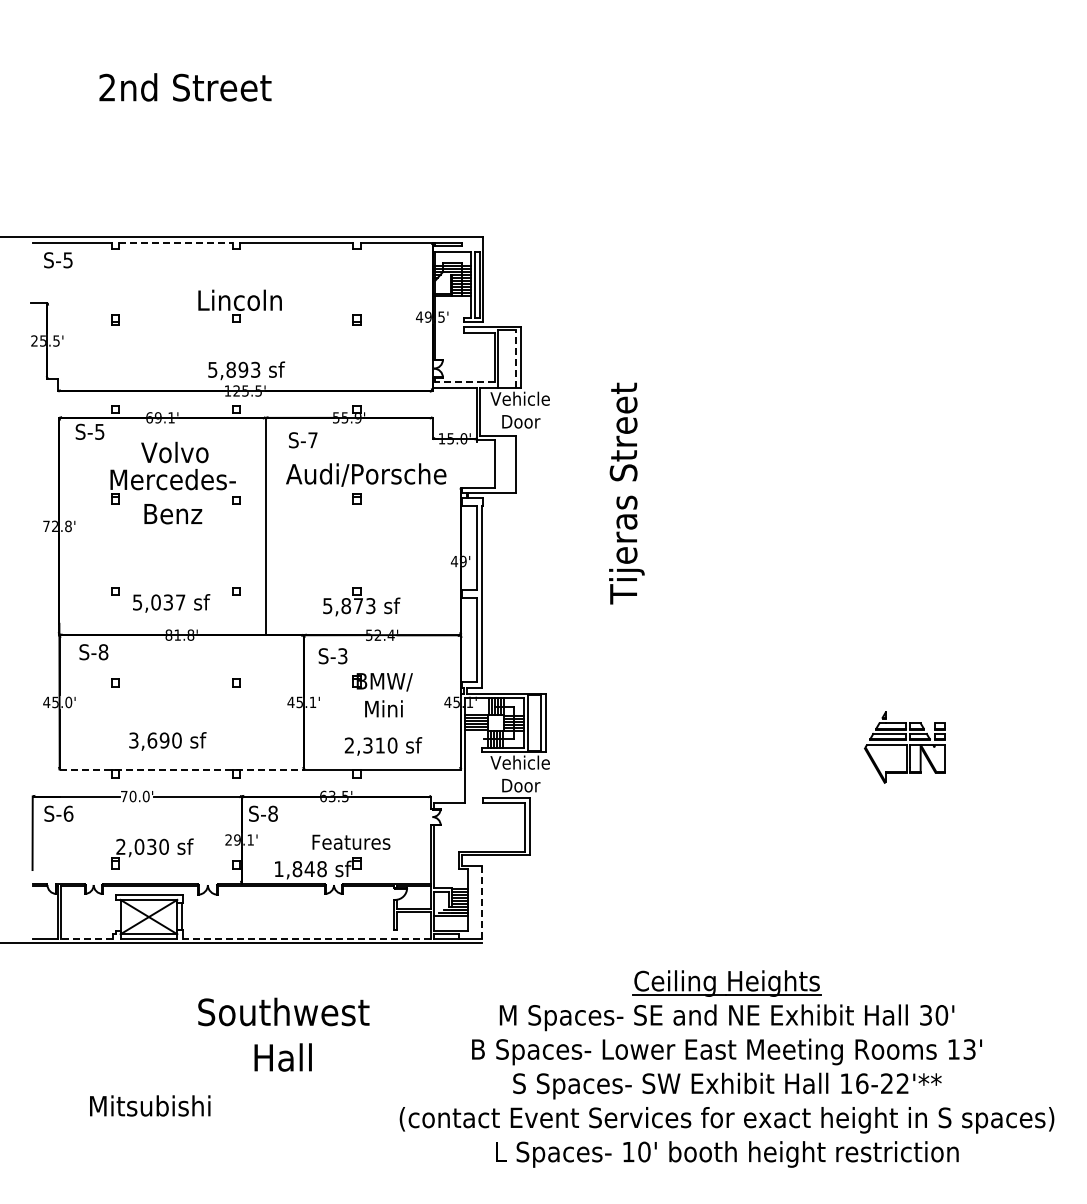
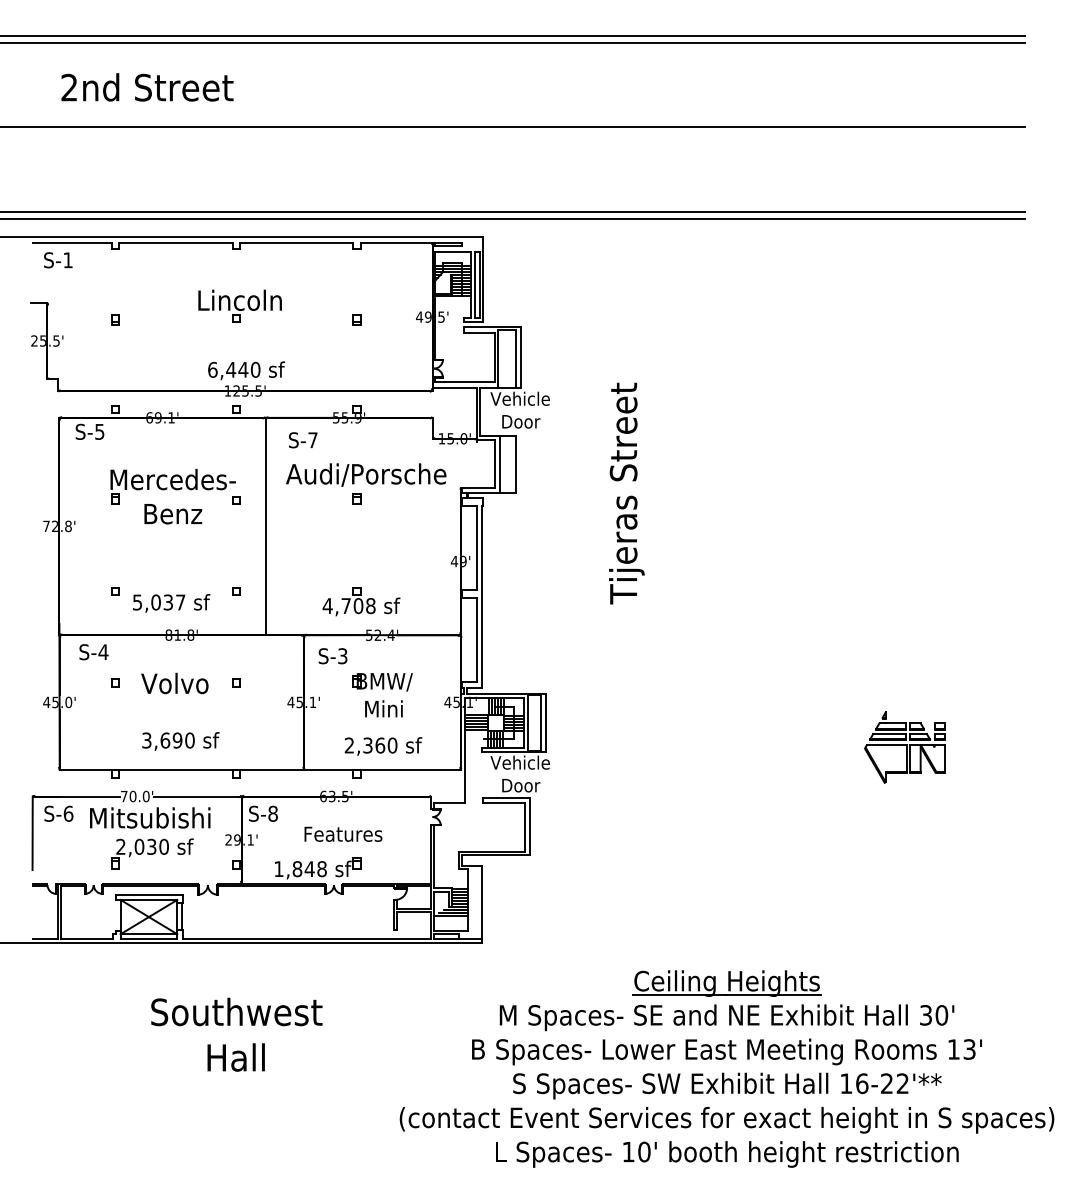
line: none -> present (513, 36)
line: none -> present (513, 43)
text position: (185, 87) -> (147, 87) (147, 87)
line: none -> present (513, 127)
line: none -> present (513, 211)
line: none -> present (513, 218)
line: dashed -> solid (175, 243)
text: S-5 -> S-1 (67, 260)
line: dashed -> solid (516, 358)
text: 5,893 -> 6,440 (234, 369)
line: dashed -> solid (465, 382)
text position: (174, 452) -> (174, 683) (174, 683)
line: none -> present (499, 463)
text: 5,873 -> 4,708 (348, 606)
text: S-8 -> S-4 (103, 652)
text position: (167, 741) -> (180, 741) (180, 741)
text: 2,310 -> 2,360 (380, 745)
line: dashed -> solid (182, 769)
text position: (351, 841) -> (343, 833) (343, 833)
line: dashed -> solid (481, 904)
line: dashed -> solid (86, 938)
line: dashed -> solid (307, 938)
text position: (283, 1034) -> (236, 1034) (236, 1034)
text position: (150, 1105) -> (150, 817) (150, 817)
